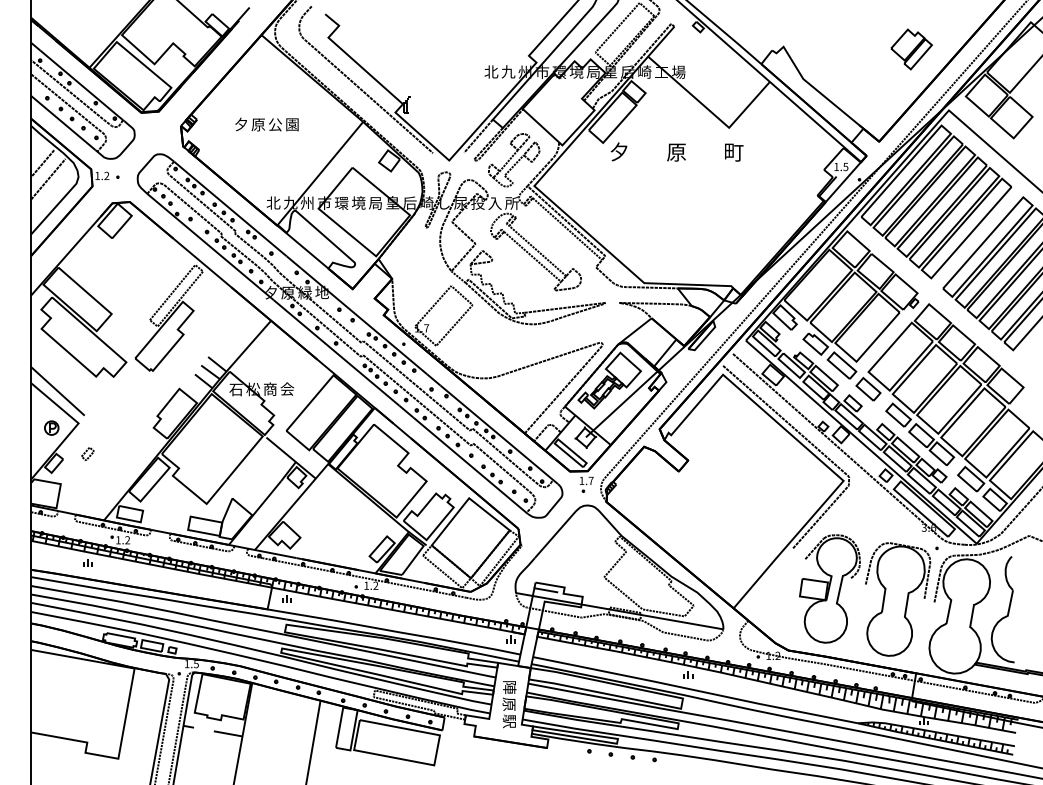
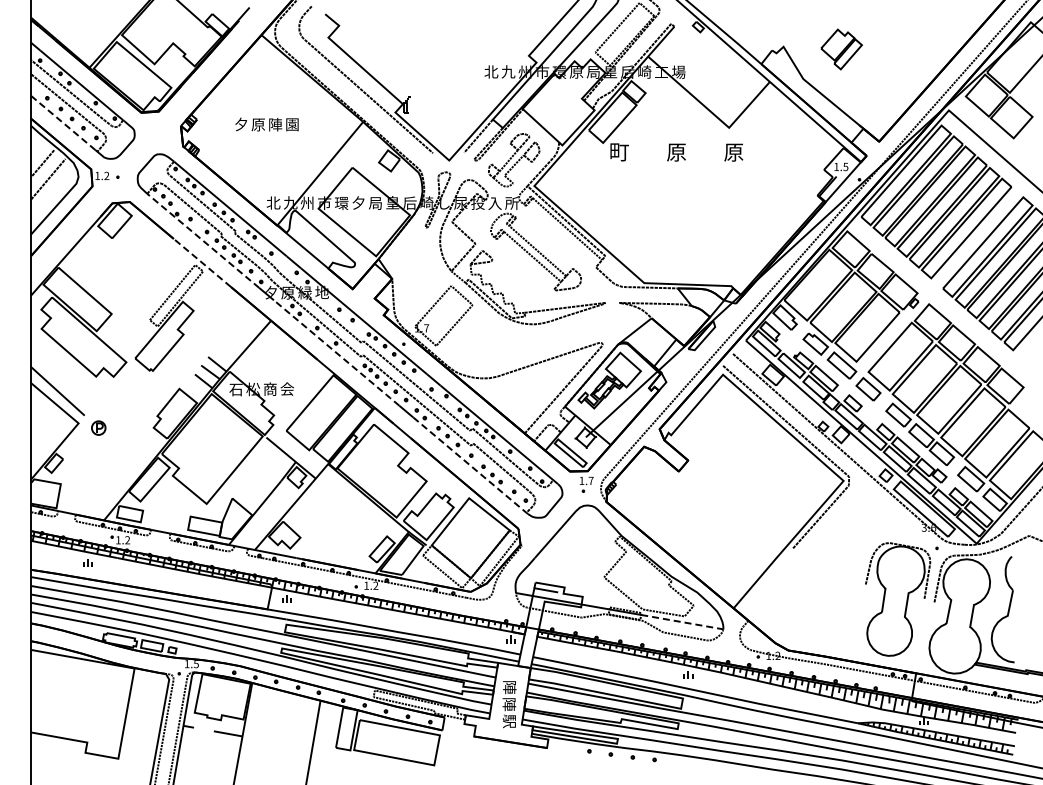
part position: (911, 49) -> (841, 49) (841, 49)
text: 境 -> 原 (576, 71)
line: solid -> dashed (63, 123)
text: 公 -> 陣 (275, 124)
text: 夕 -> 町 (619, 151)
text: 町 -> 原 (733, 152)
text: 境 -> 夕 (358, 202)
line: solid -> dashed (202, 240)
line: solid -> dashed (202, 263)
line: solid -> dashed (338, 354)
part position: (51, 427) -> (98, 427) (98, 427)
part: present -> none (87, 453)
line: solid -> dashed (471, 466)
part: present -> none (829, 588)
line: solid -> dashed (682, 622)
text: 原 -> 陣 (509, 704)
